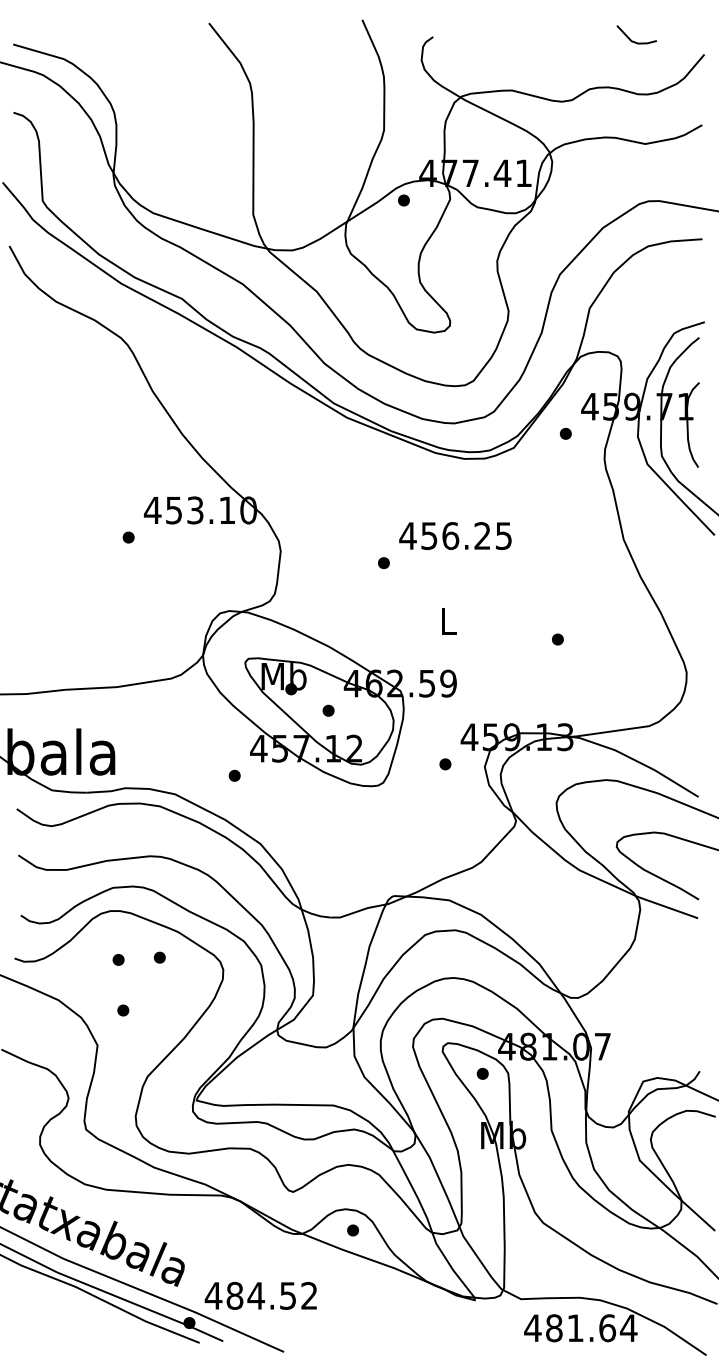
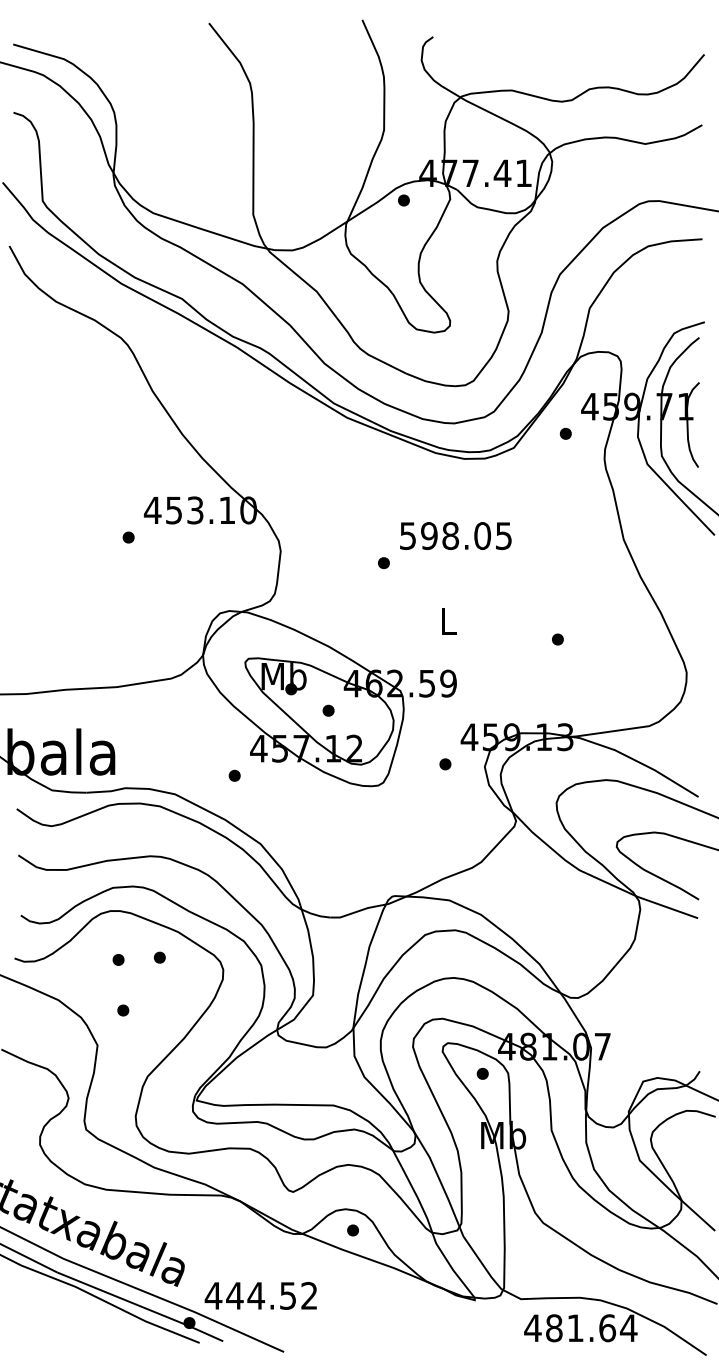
line: present -> none (631, 39)
text: 456.25 -> 598.05 (445, 536)
text: 484.52 -> 444.52 (234, 1295)
